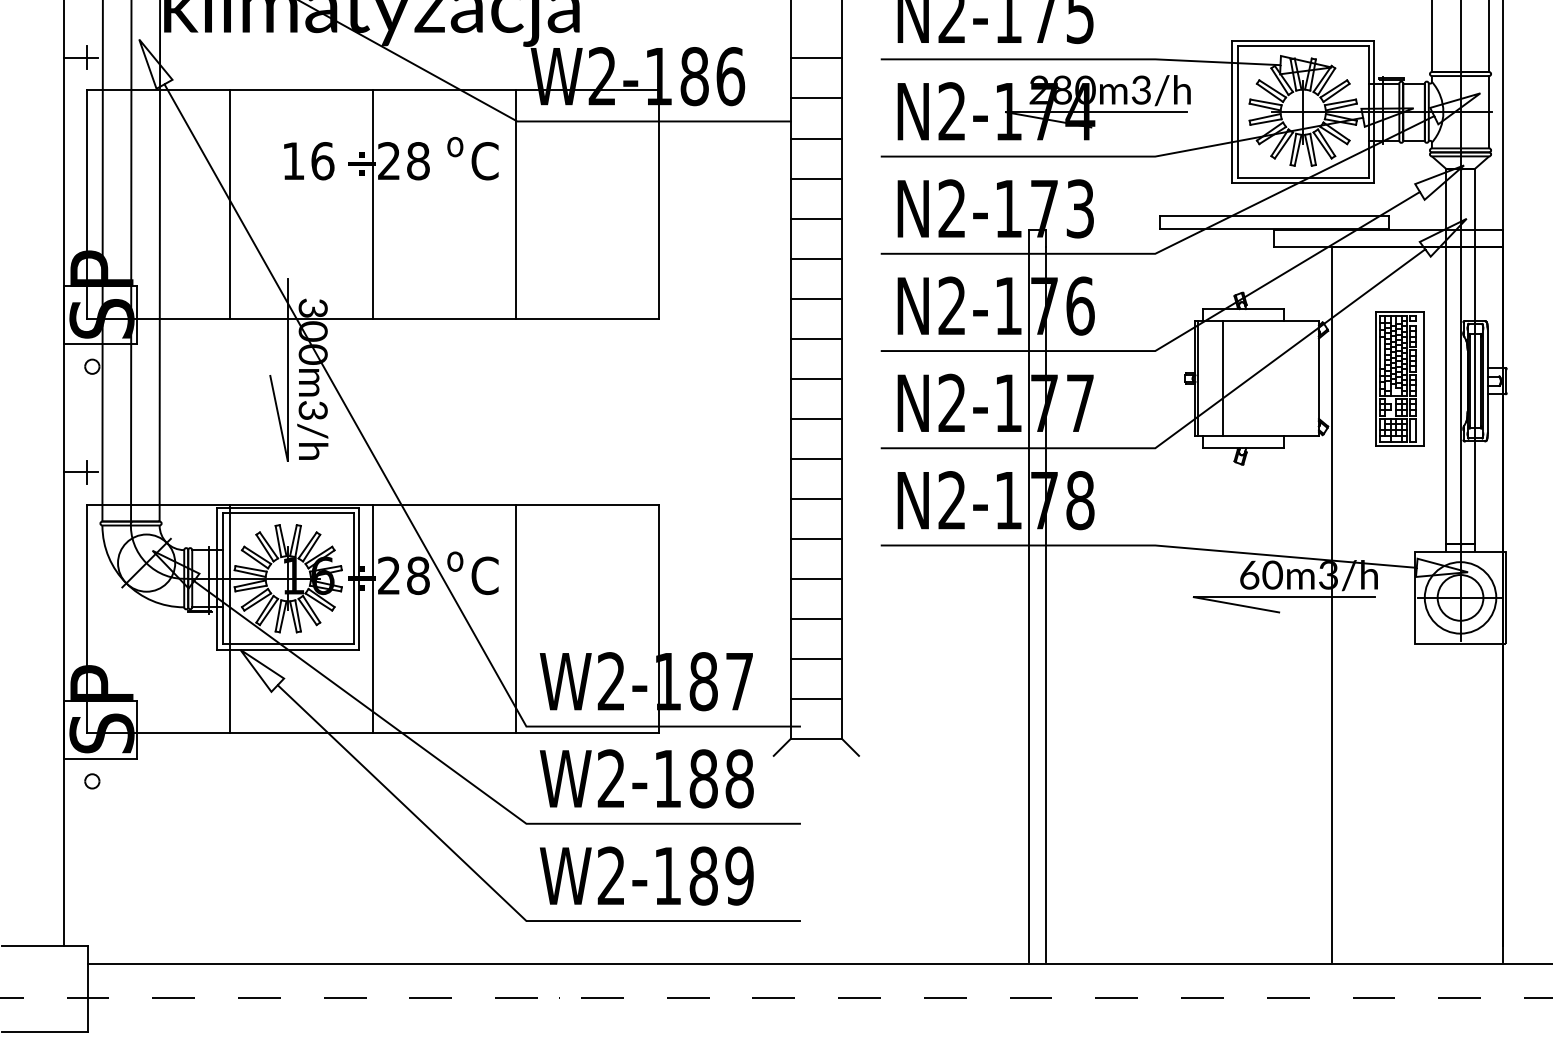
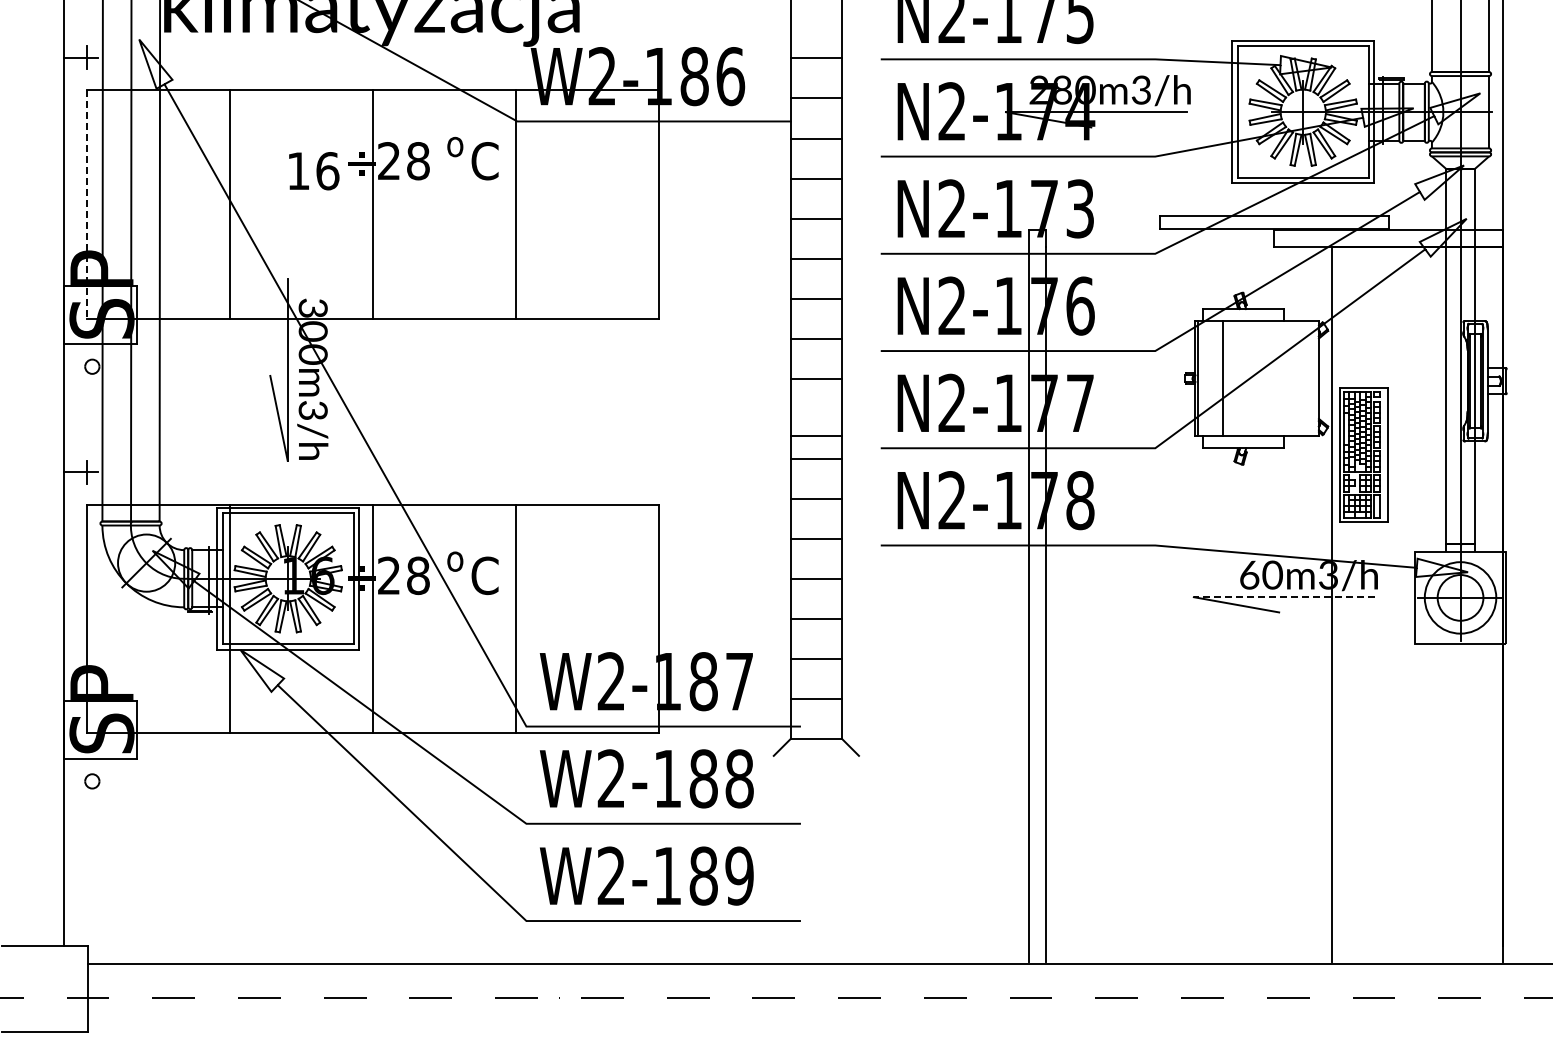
text position: (309, 161) -> (314, 171) (314, 171)
line: solid -> dashed (87, 204)
part position: (1399, 378) -> (1363, 454) (1363, 454)
line position: (816, 418) -> (816, 435) (816, 435)
line: solid -> dashed (1284, 597)
